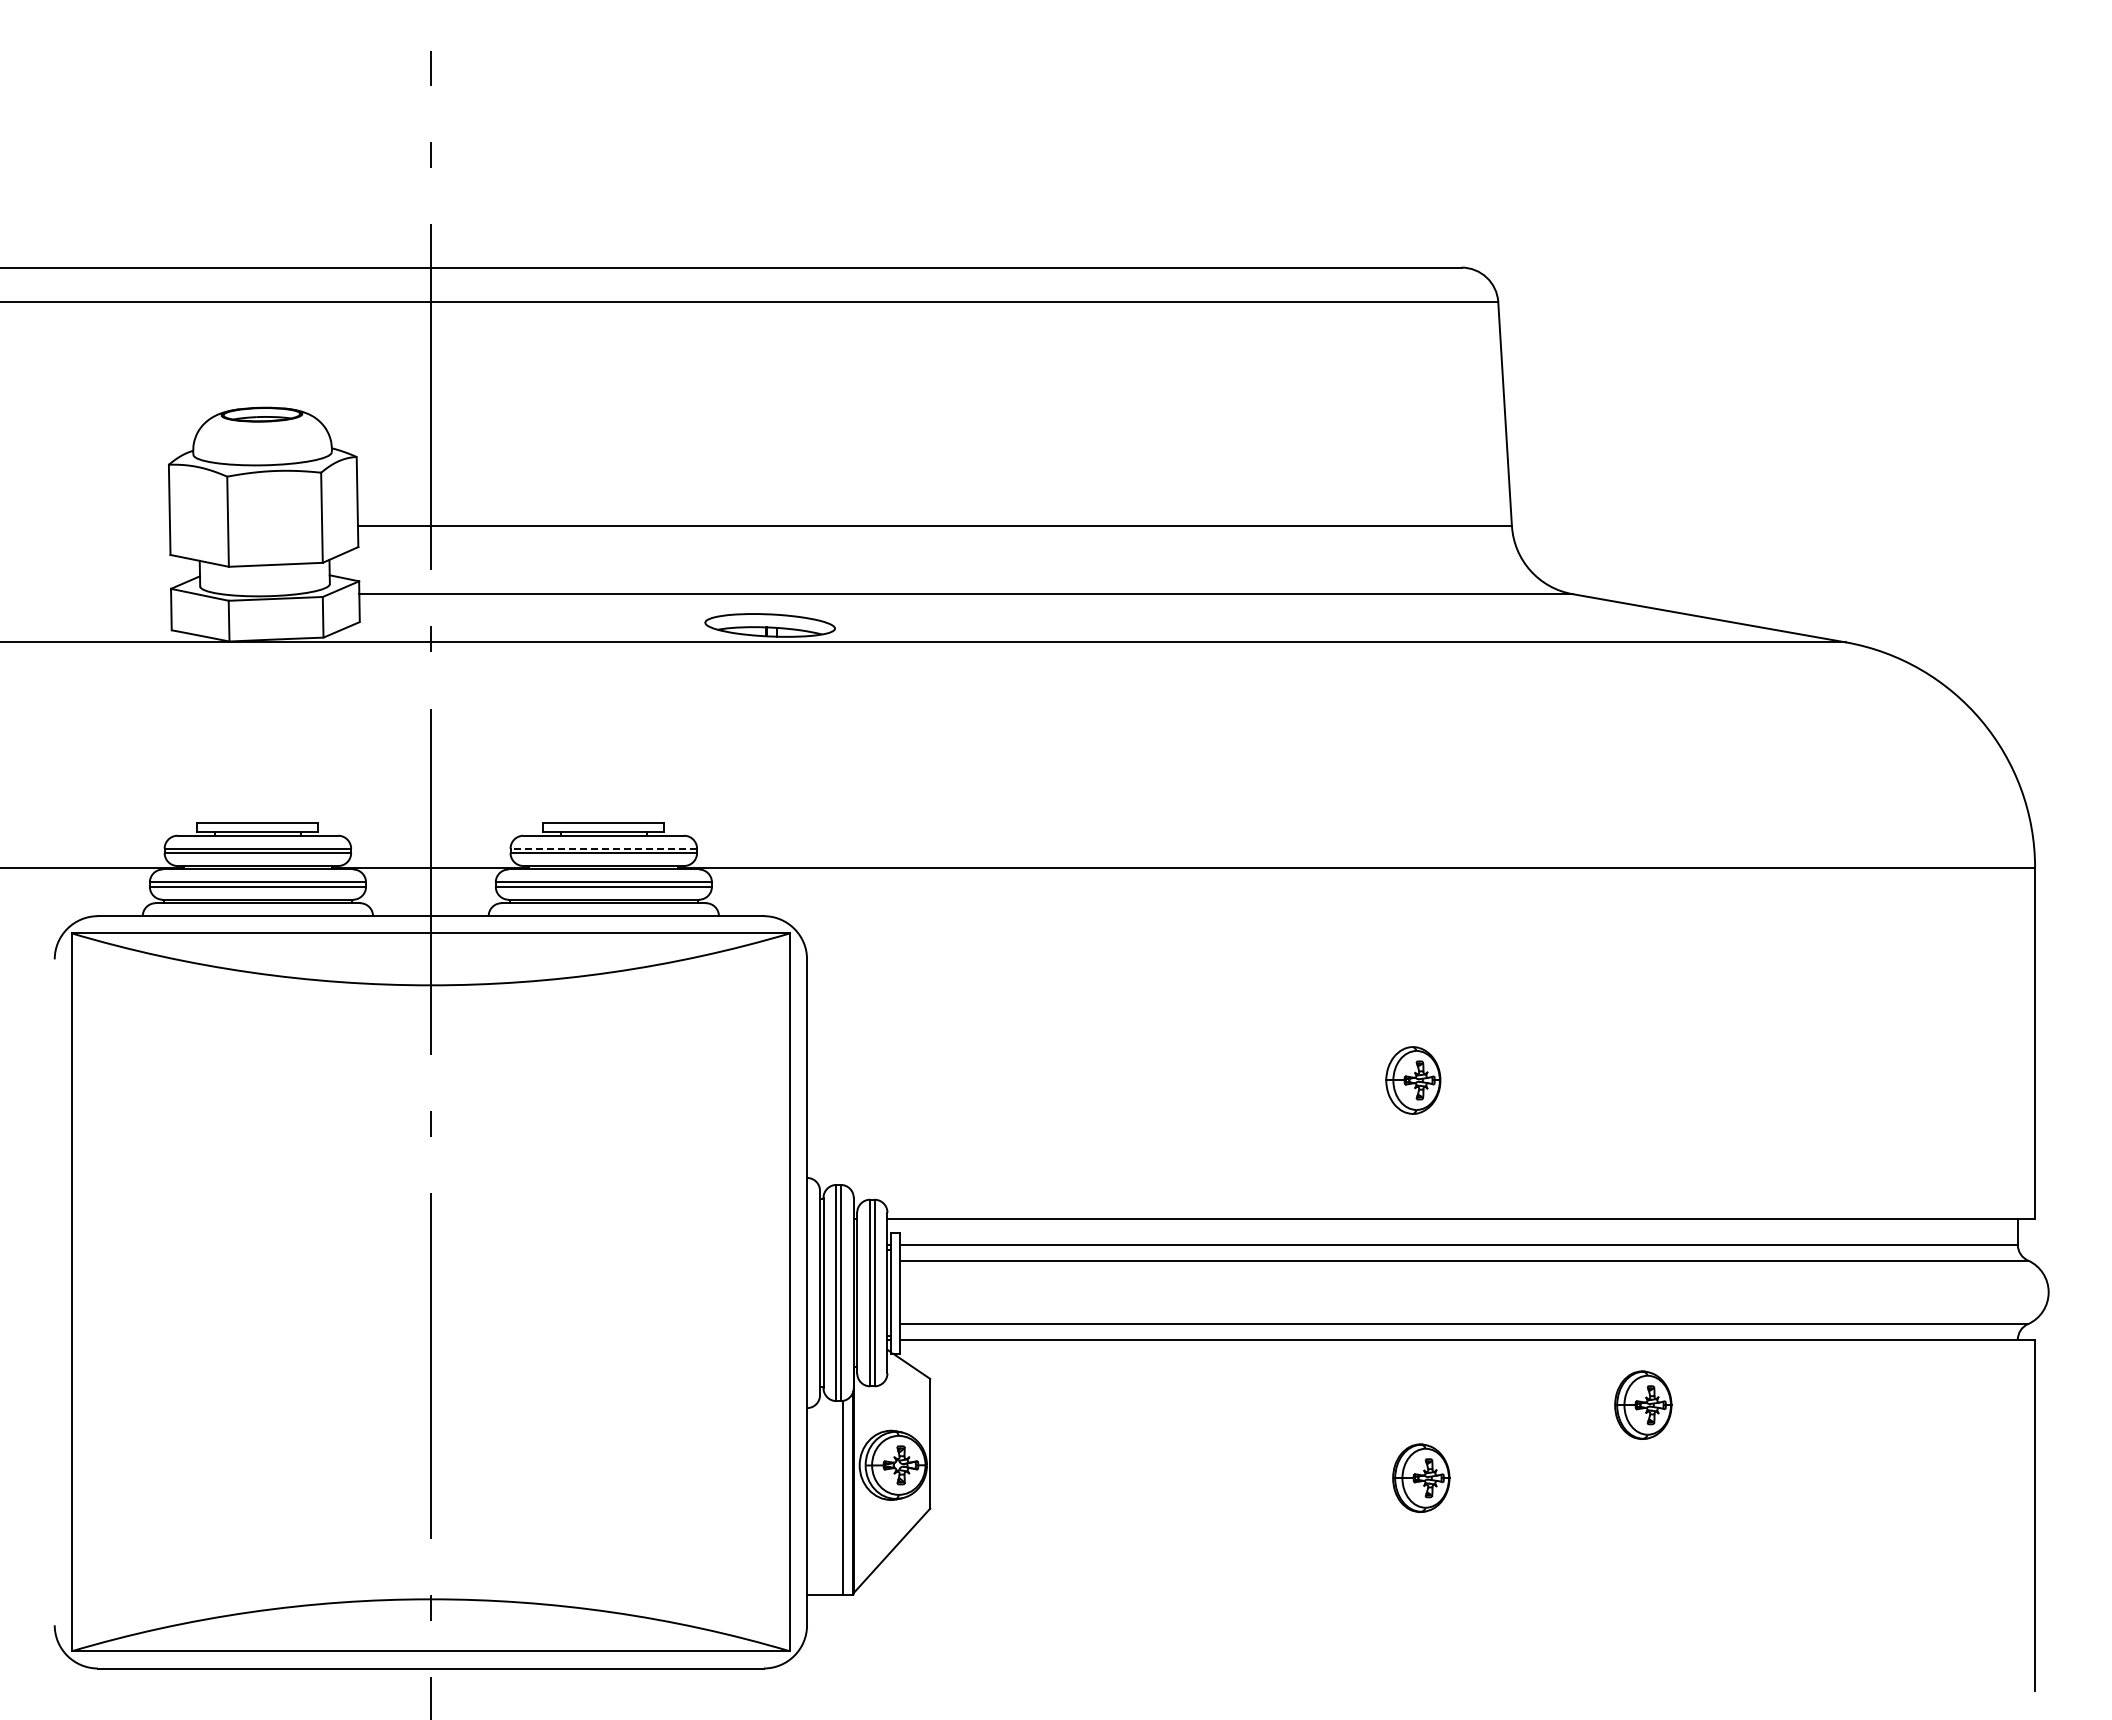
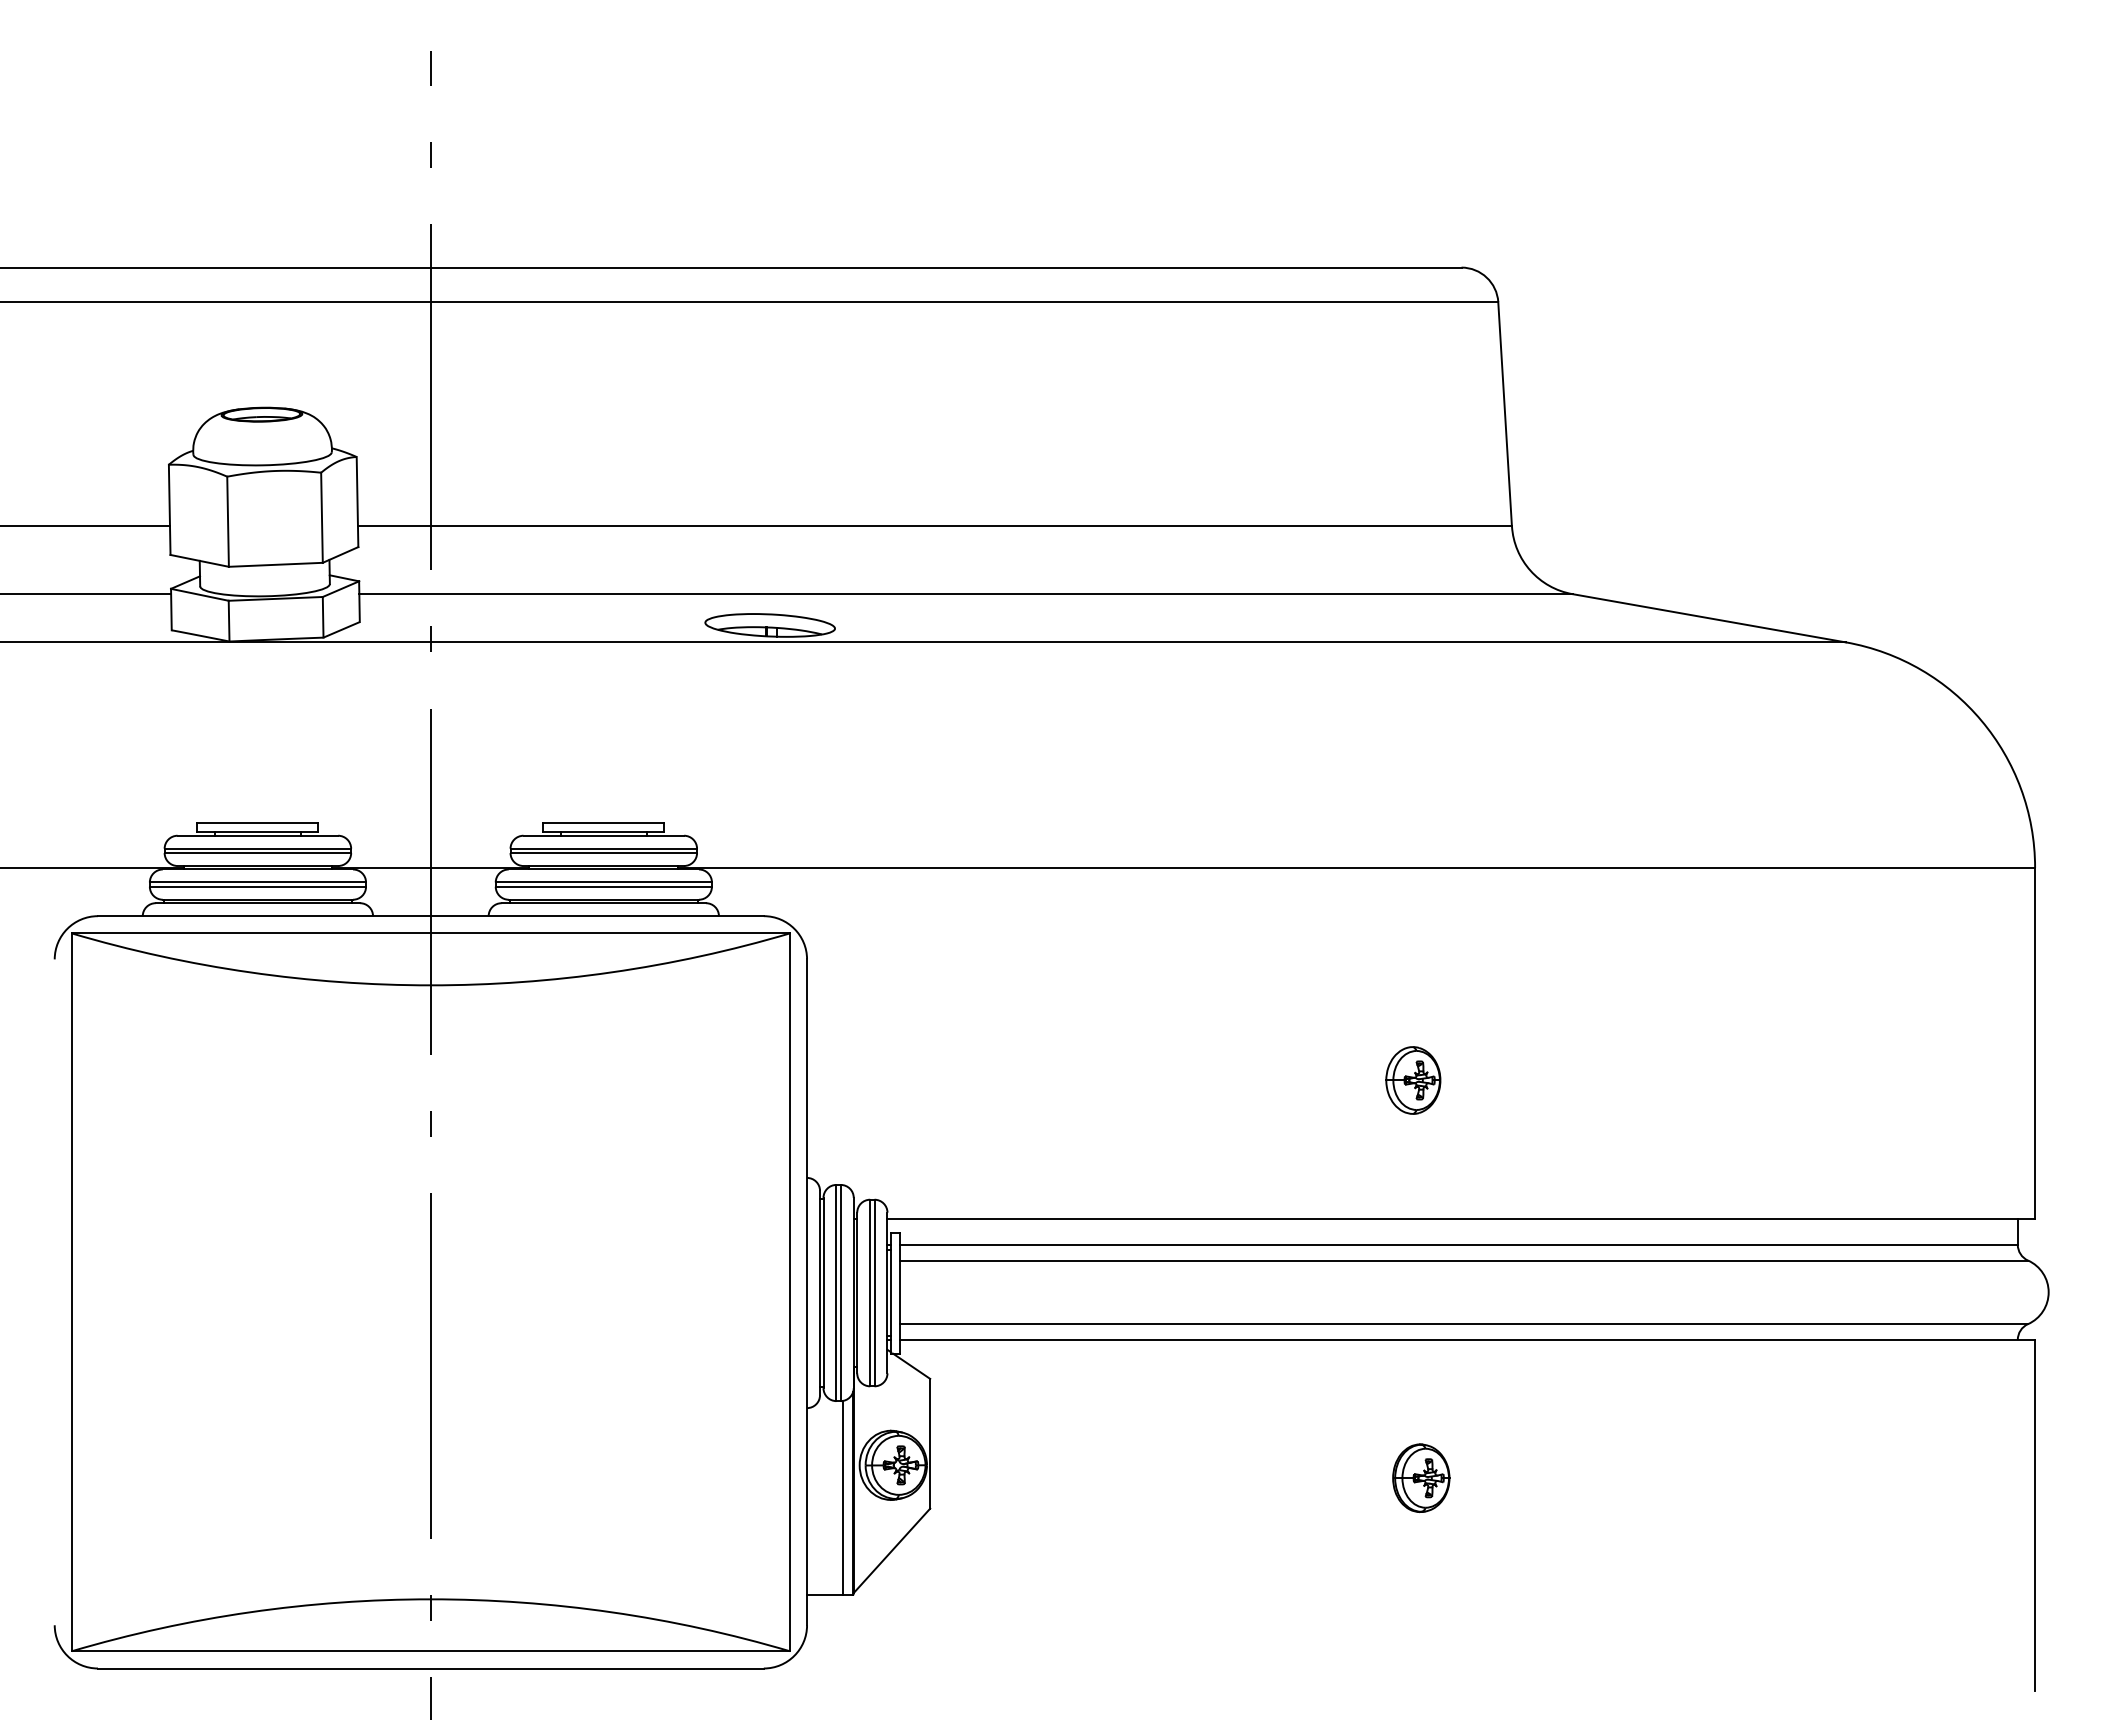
line: none -> present (86, 526)
line: none -> present (86, 594)
line: dashed -> solid (603, 848)
part: present -> none (1643, 1404)
